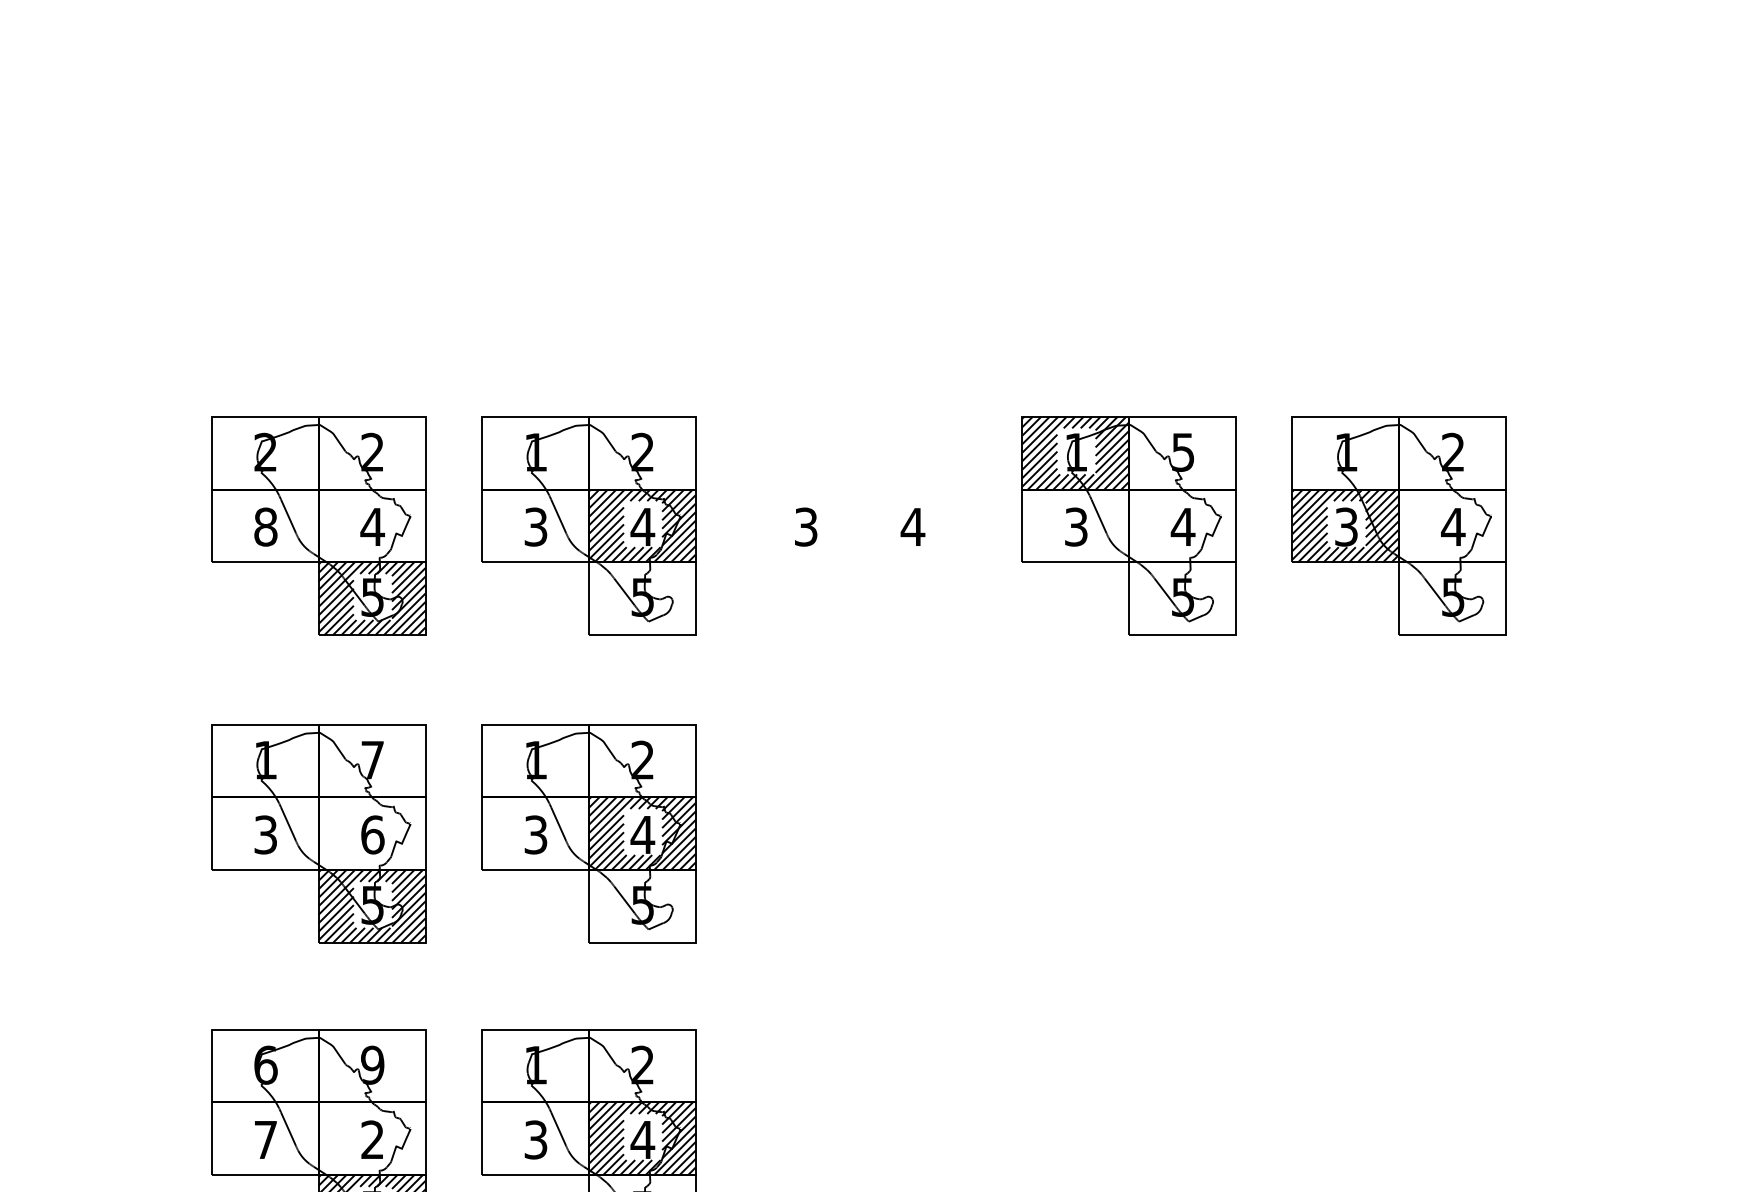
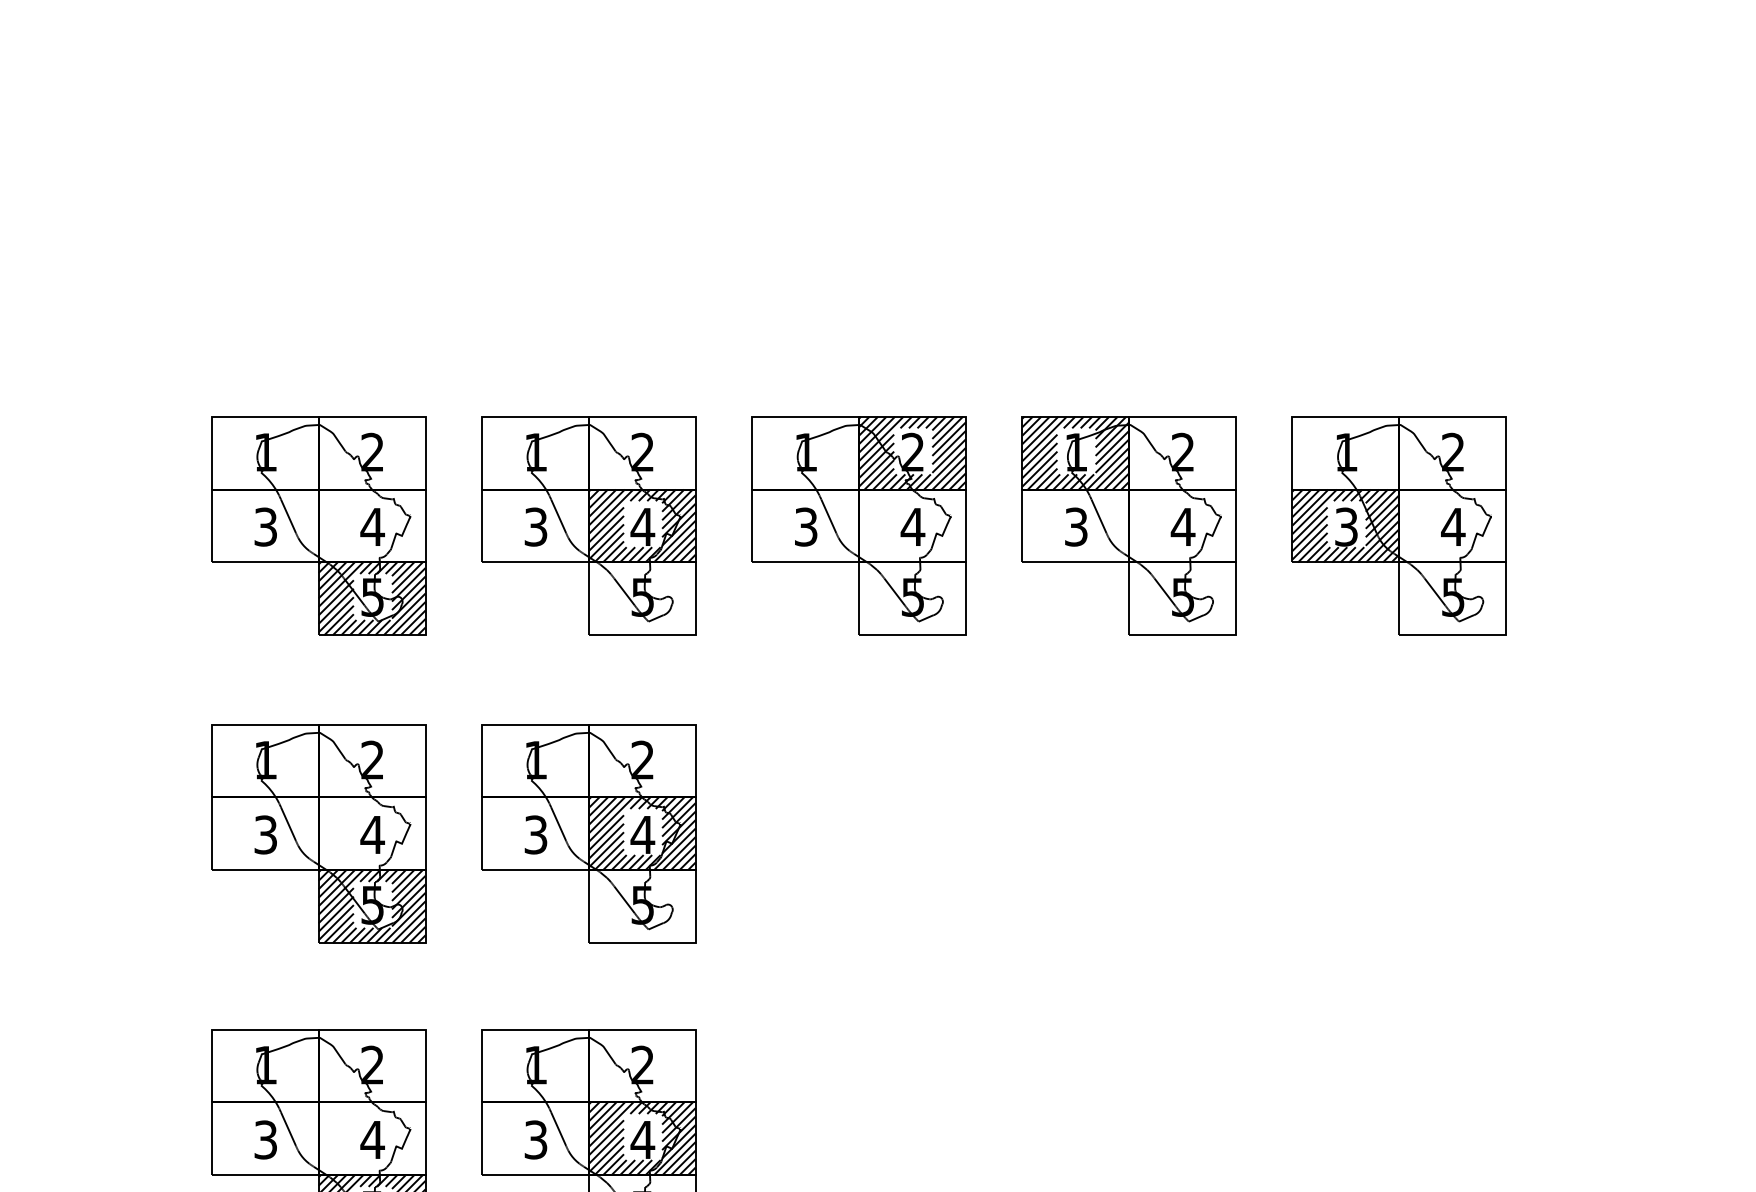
text: 2 -> 1 (265, 451)
text: 5 -> 2 (1182, 451)
part: none -> present (858, 525)
text: 8 -> 3 (265, 526)
text: 7 -> 2 (372, 759)
text: 6 -> 4 (372, 834)
text: 6 -> 1 (265, 1064)
text: 9 -> 2 (372, 1064)
text: 7 -> 3 (265, 1139)
text: 2 -> 4 (372, 1139)
